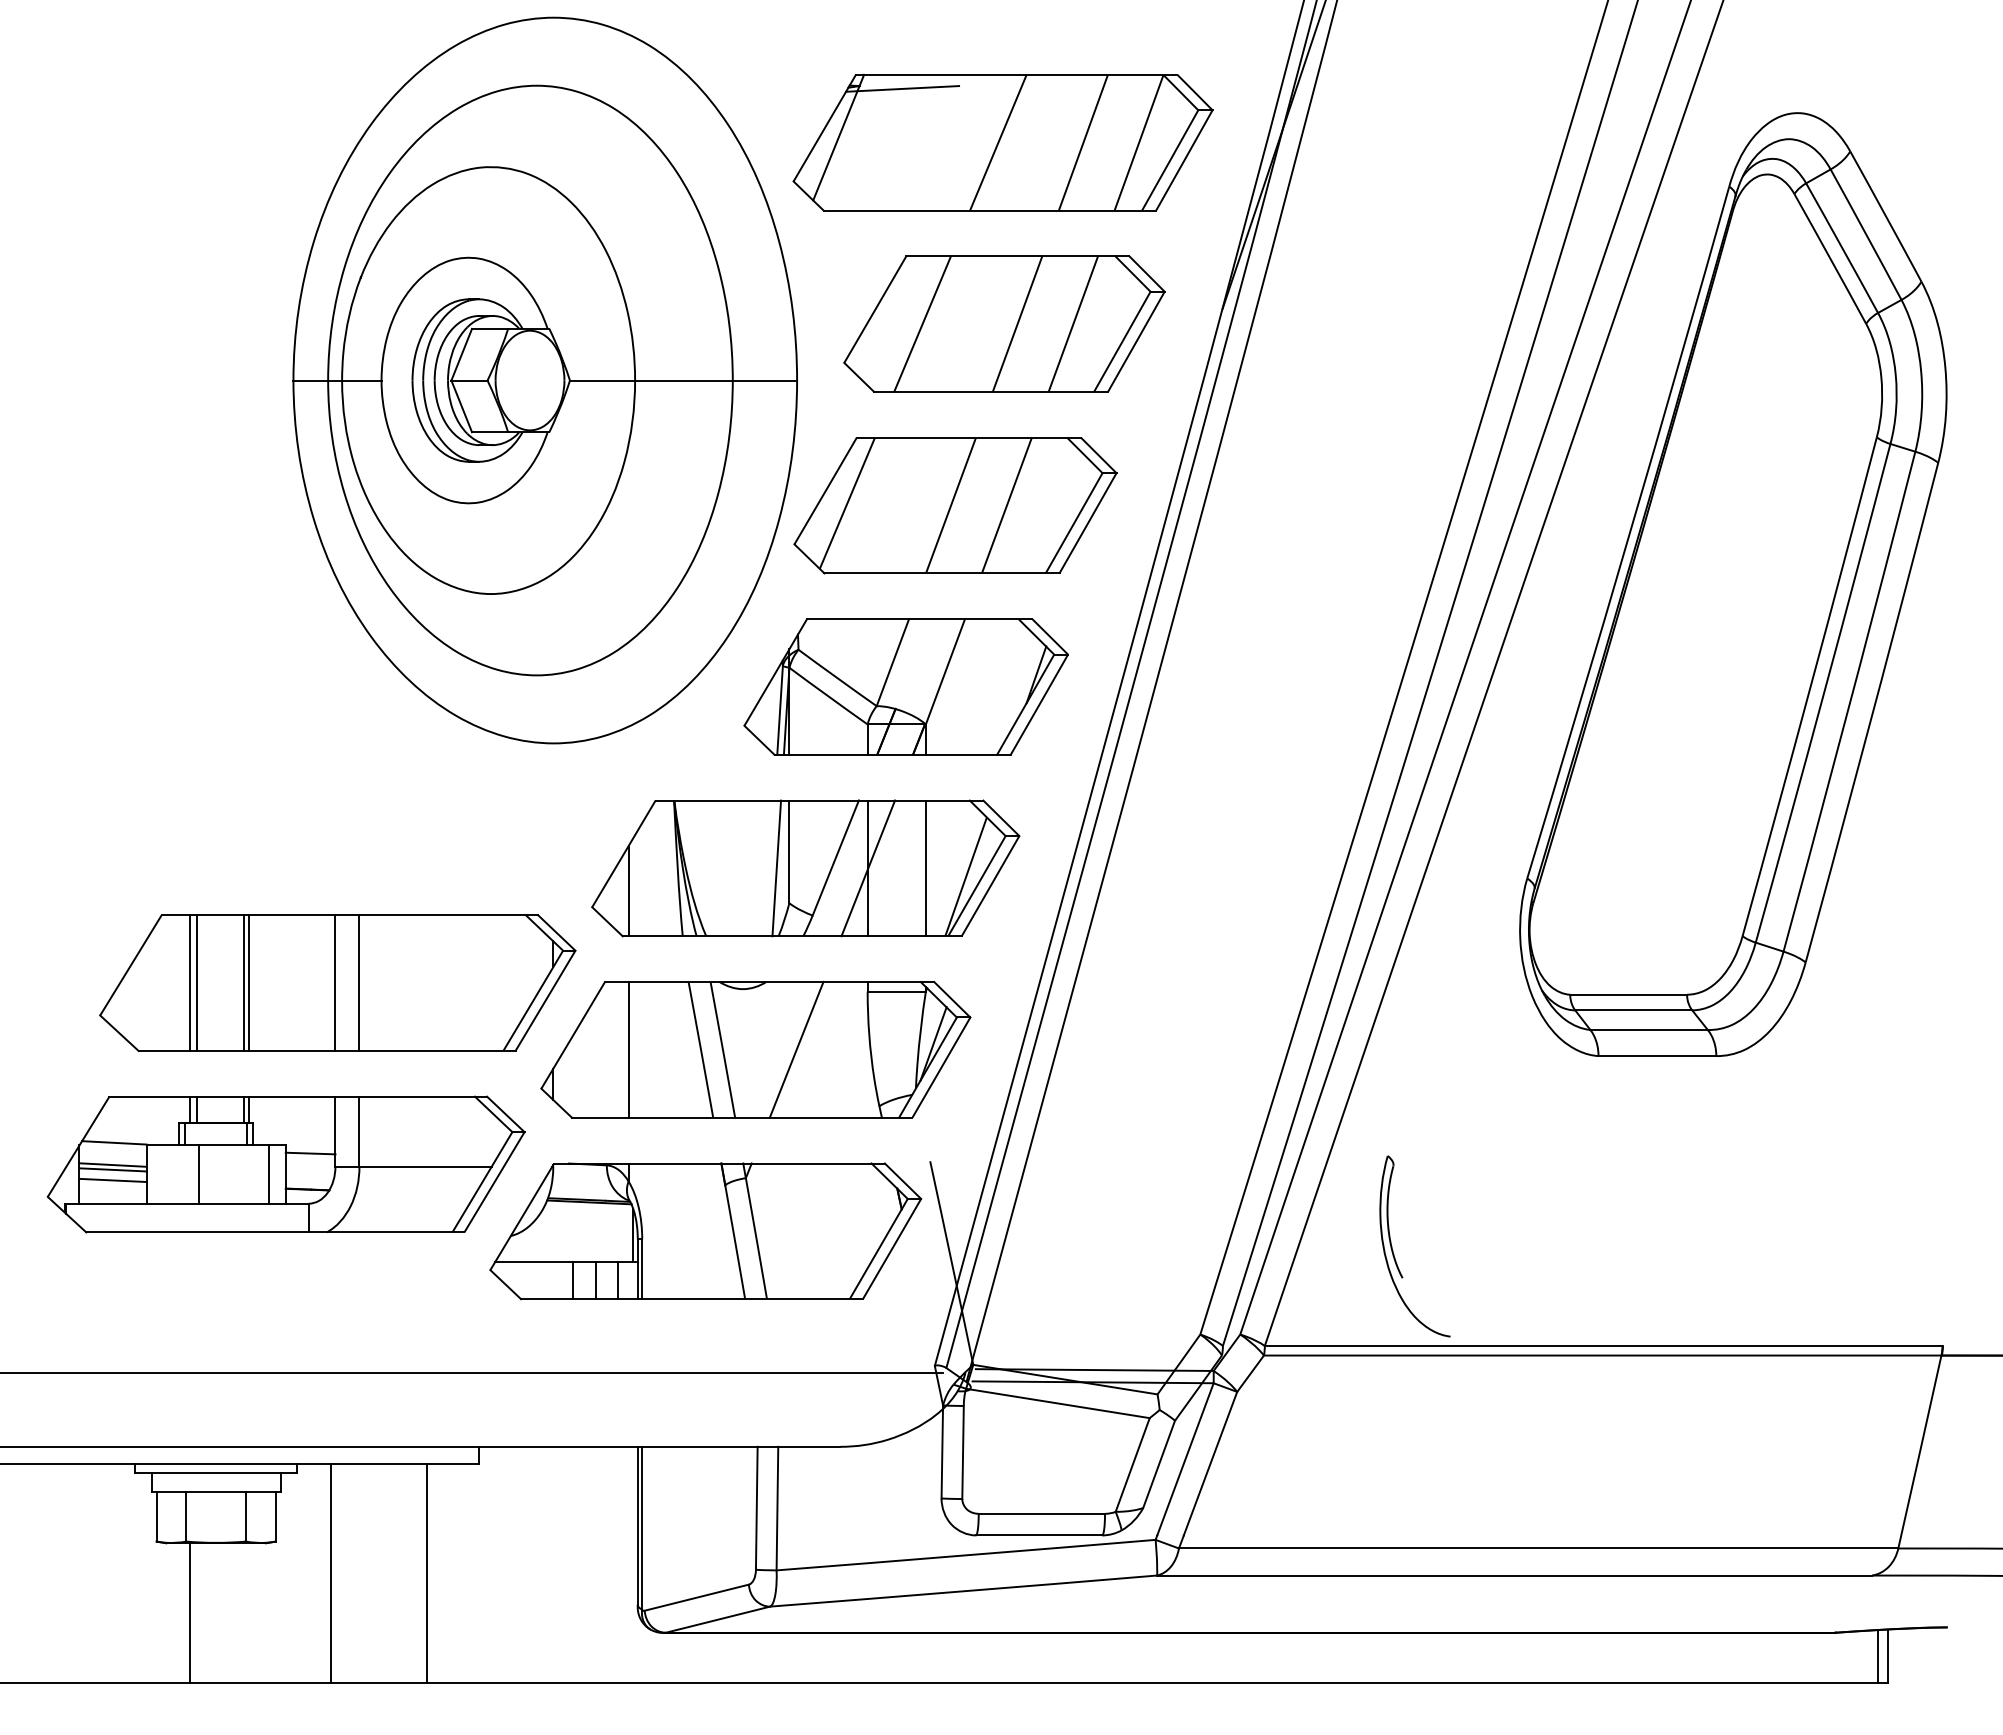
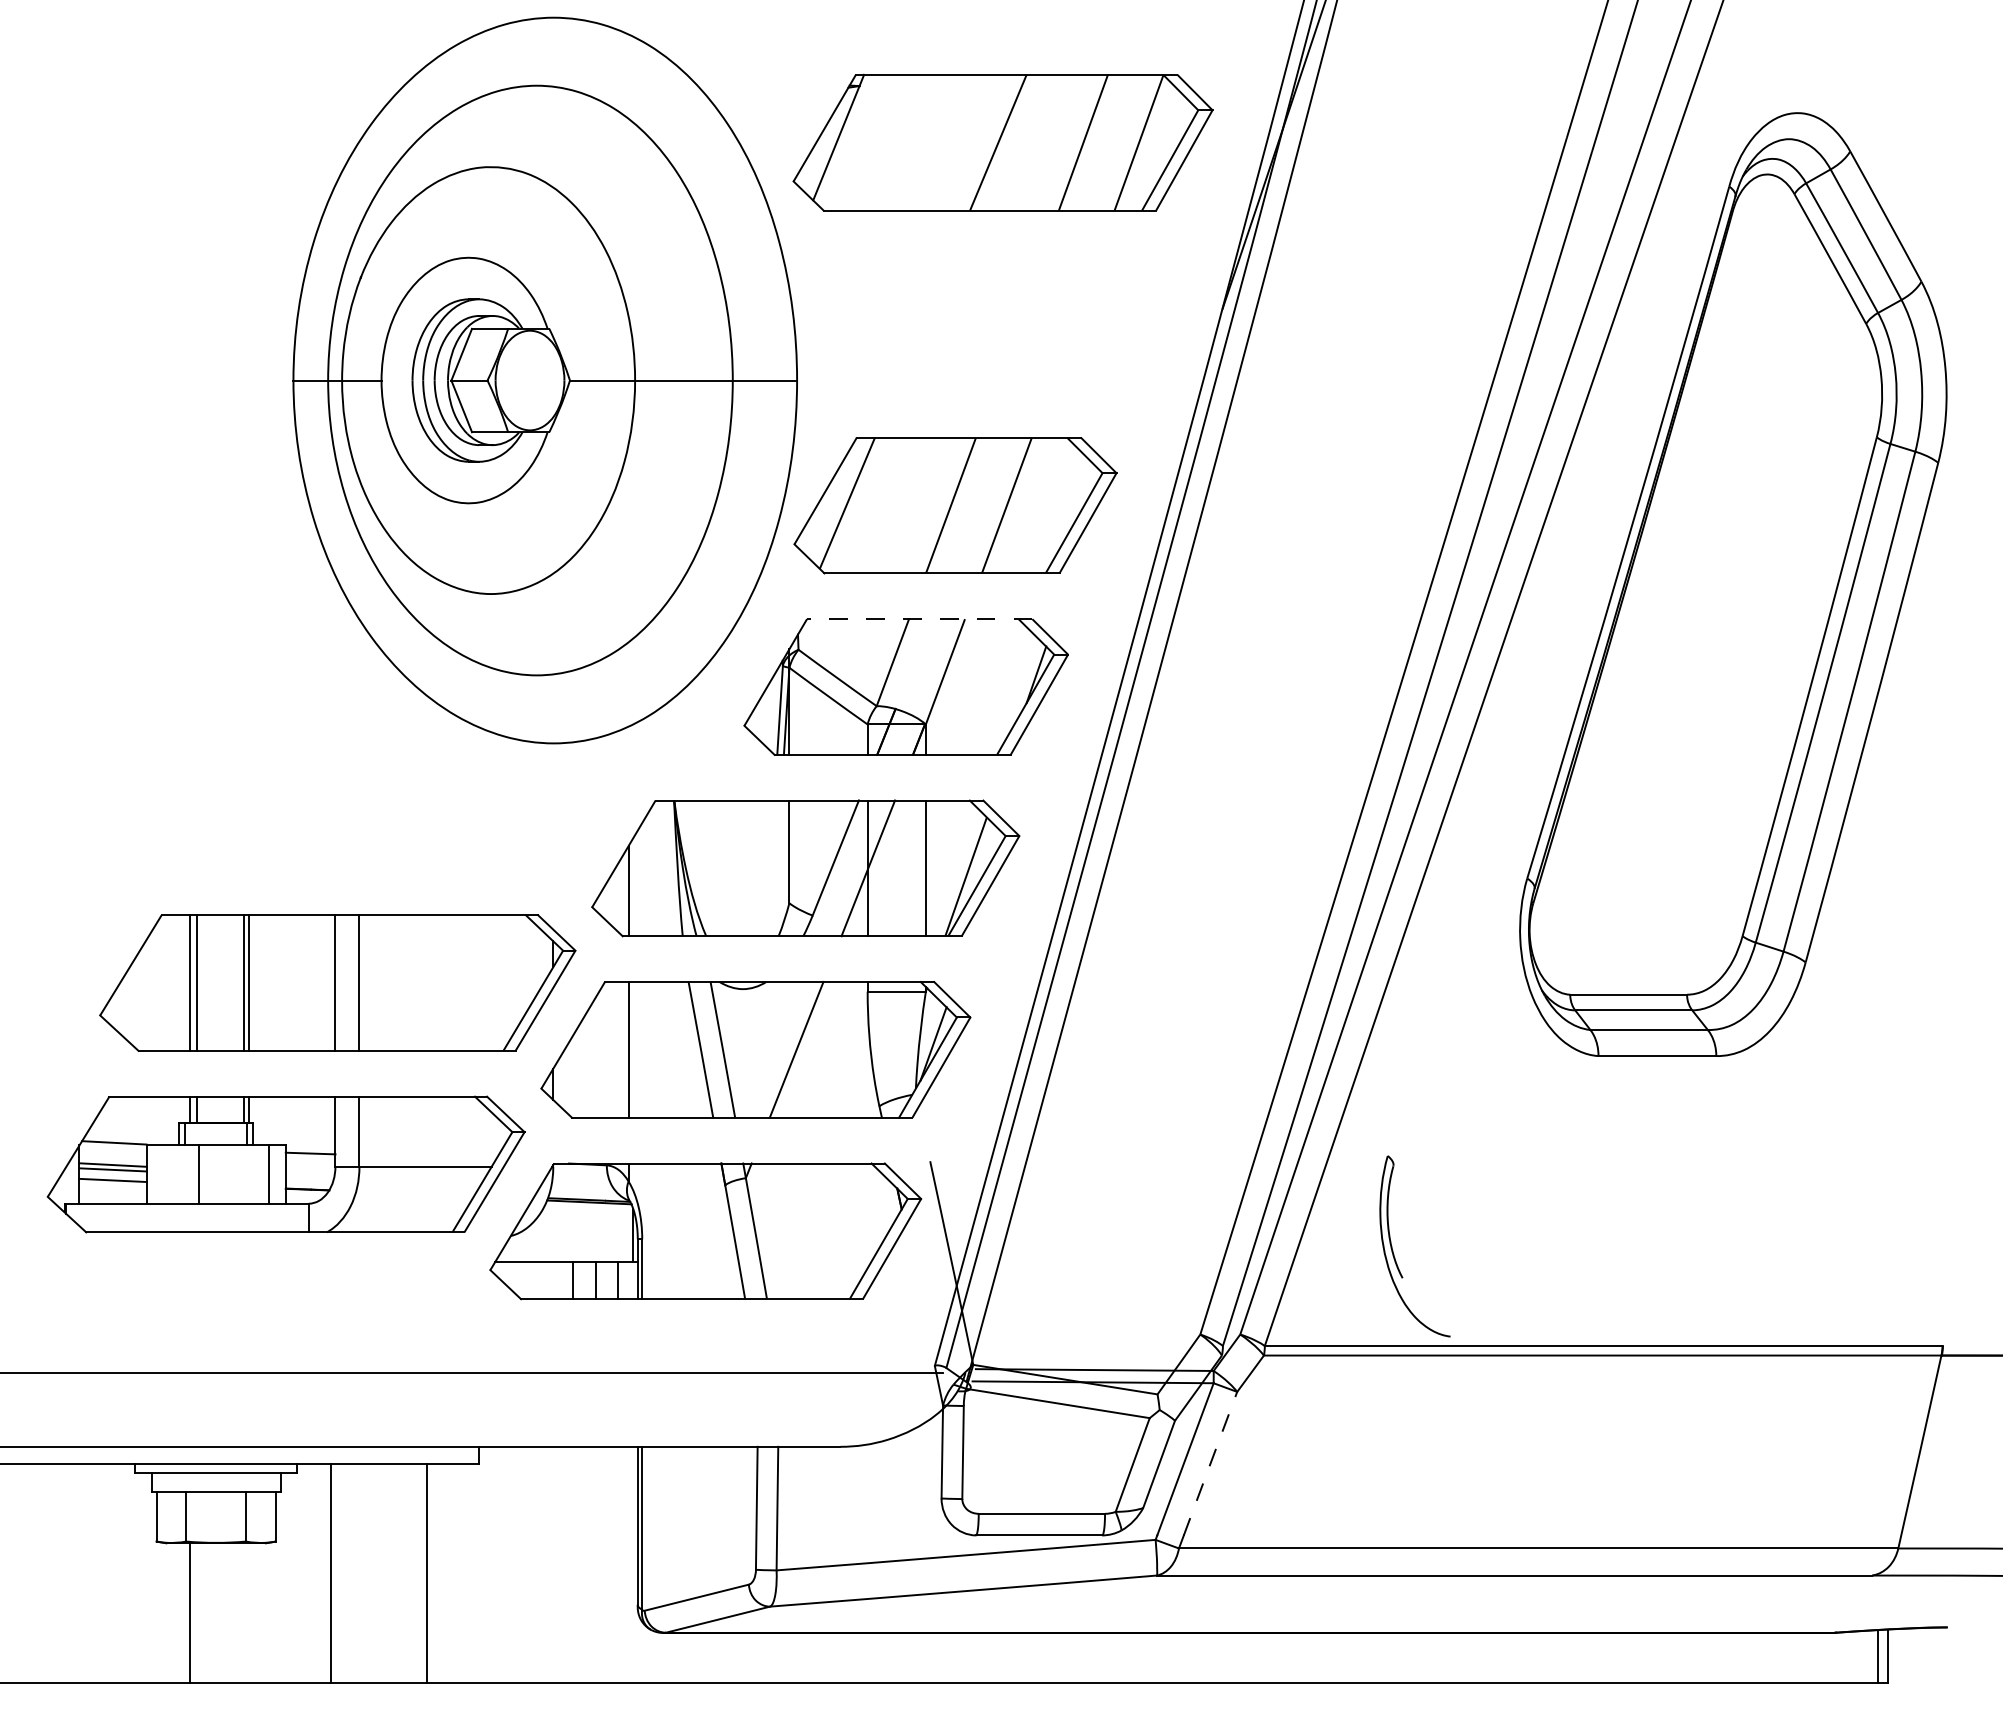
line: present -> none (902, 88)
part: present -> none (1004, 323)
line: solid -> dashed (919, 619)
line: present -> none (776, 868)
line: solid -> dashed (1210, 1463)
